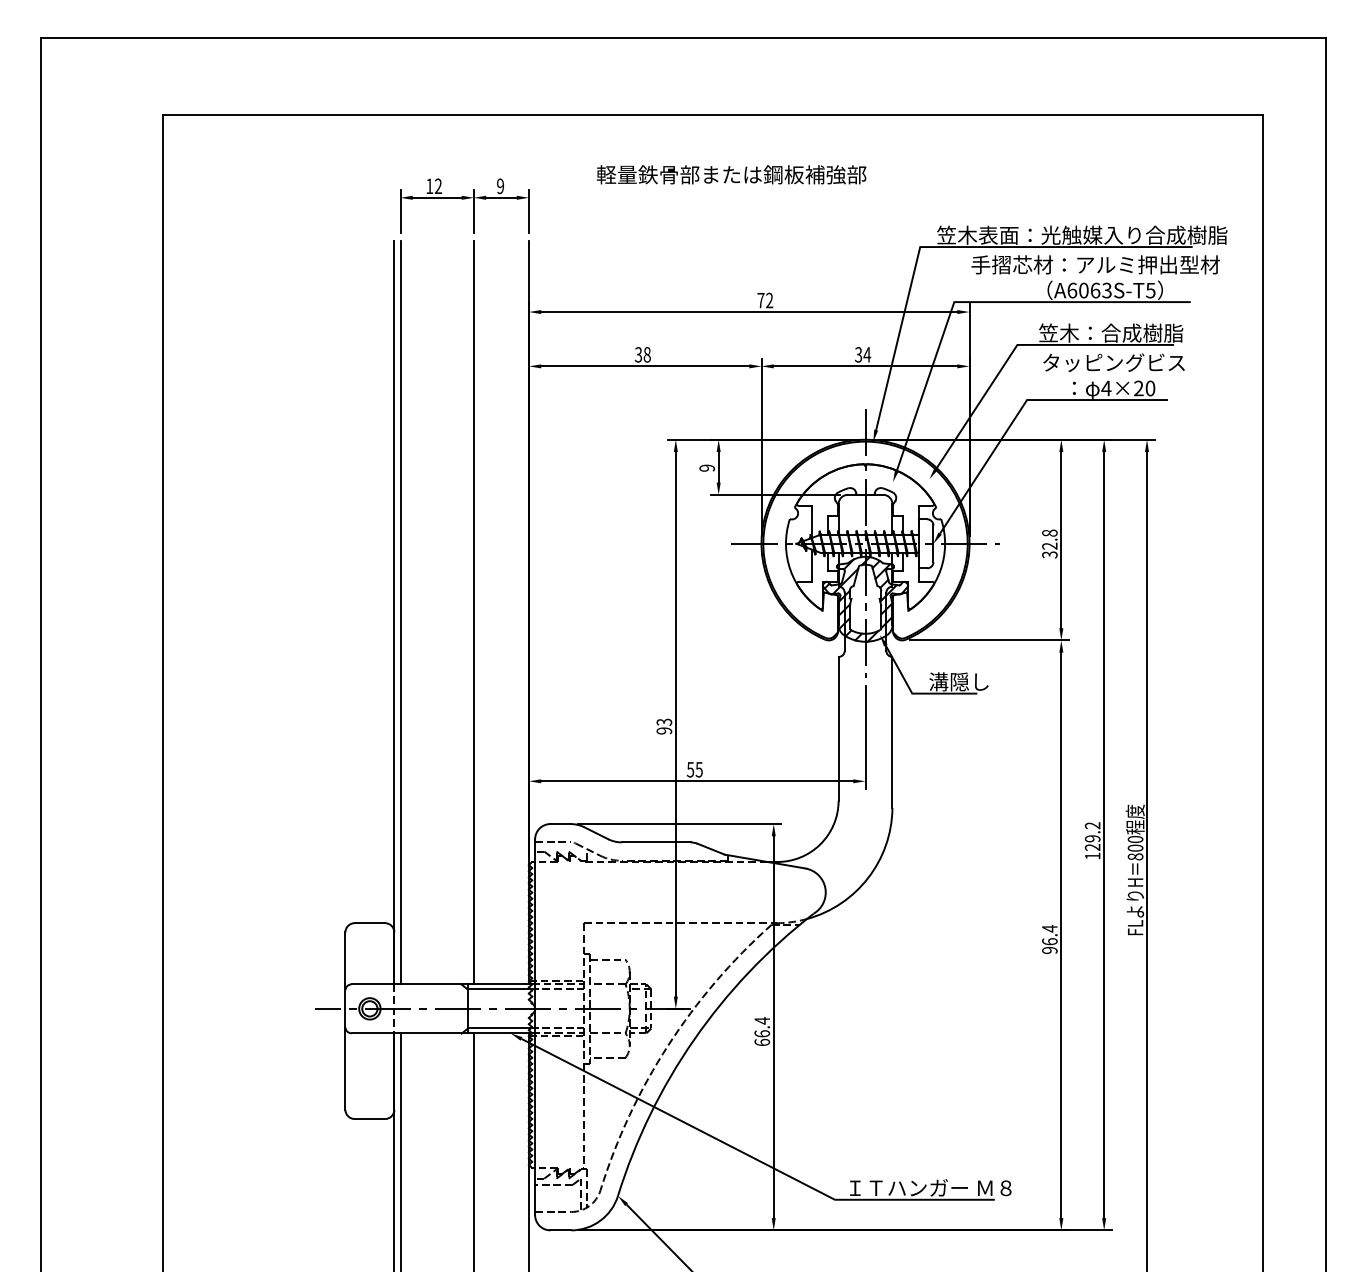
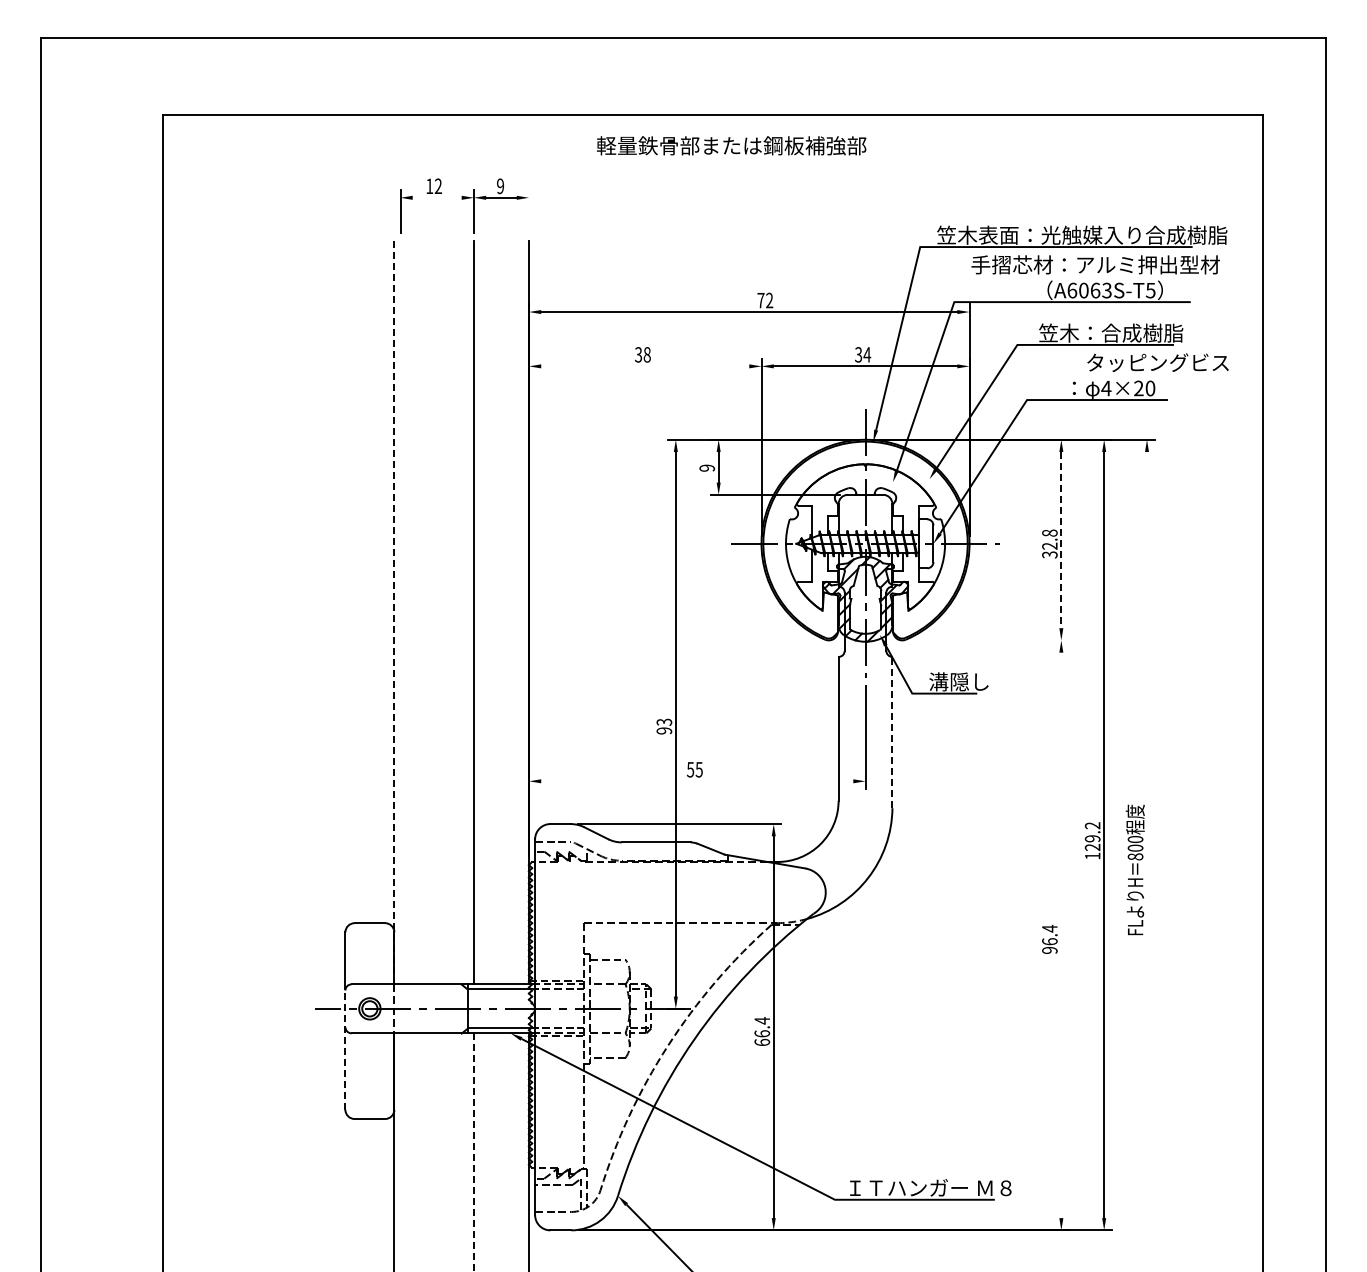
text position: (731, 174) -> (731, 145) (731, 145)
line: present -> none (436, 197)
line: present -> none (528, 211)
text position: (1113, 362) -> (1157, 362) (1157, 362)
line: present -> none (645, 366)
line: solid -> dashed (1061, 540)
line: solid -> dashed (394, 612)
line: present -> none (400, 612)
line: present -> none (988, 640)
line: solid -> dashed (892, 732)
line: present -> none (697, 781)
line: present -> none (1147, 860)
line: present -> none (1061, 935)
line: solid -> dashed (345, 1050)
line: present -> none (400, 1150)
line: solid -> dashed (473, 1153)
